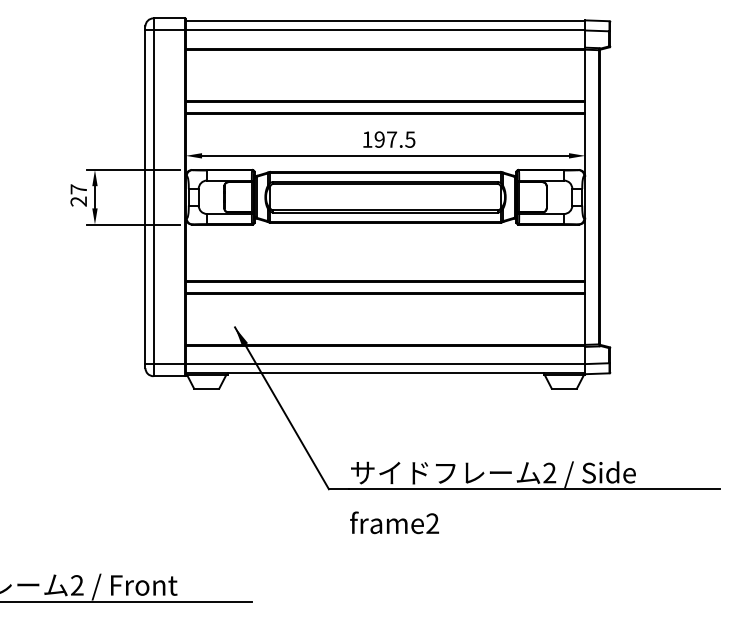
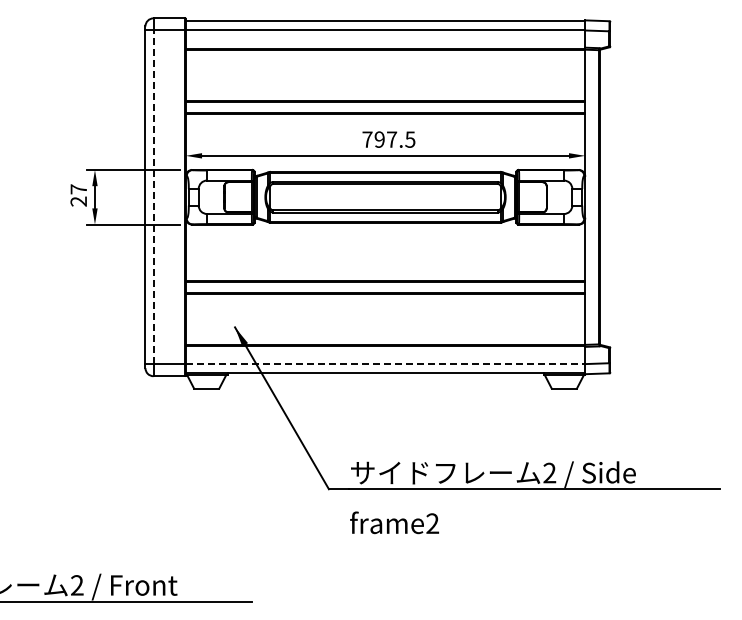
text: 197.5 -> 797.5 (367, 139)
line: solid -> dashed (153, 197)
line: solid -> dashed (385, 364)
